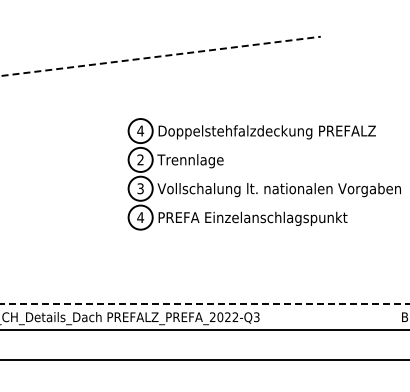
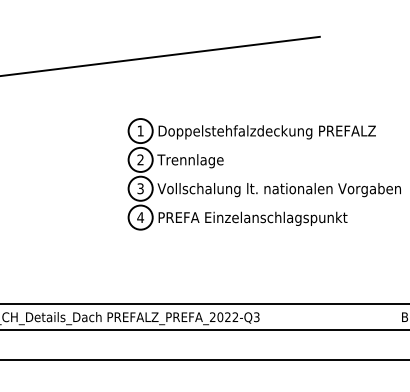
line: dashed -> solid (161, 56)
text: 4 -> 1 (140, 130)
line: dashed -> solid (204, 303)
